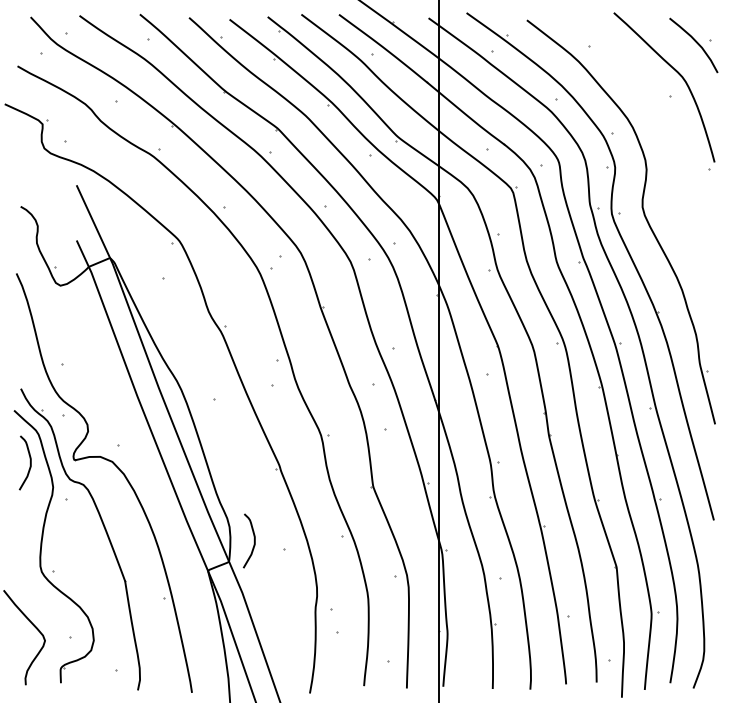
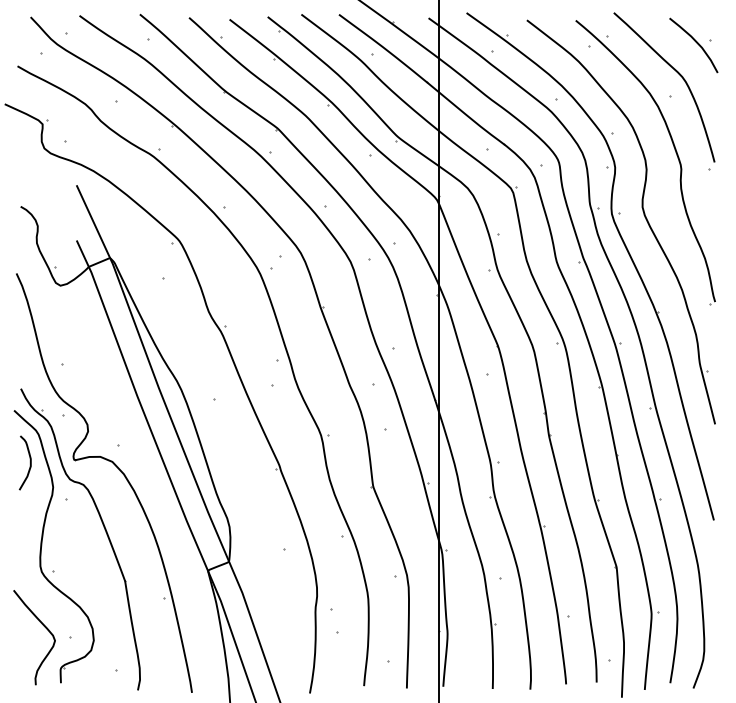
part: none -> present (674, 150)
curve: present -> none (253, 540)
curve position: (34, 627) -> (44, 627) (44, 627)
